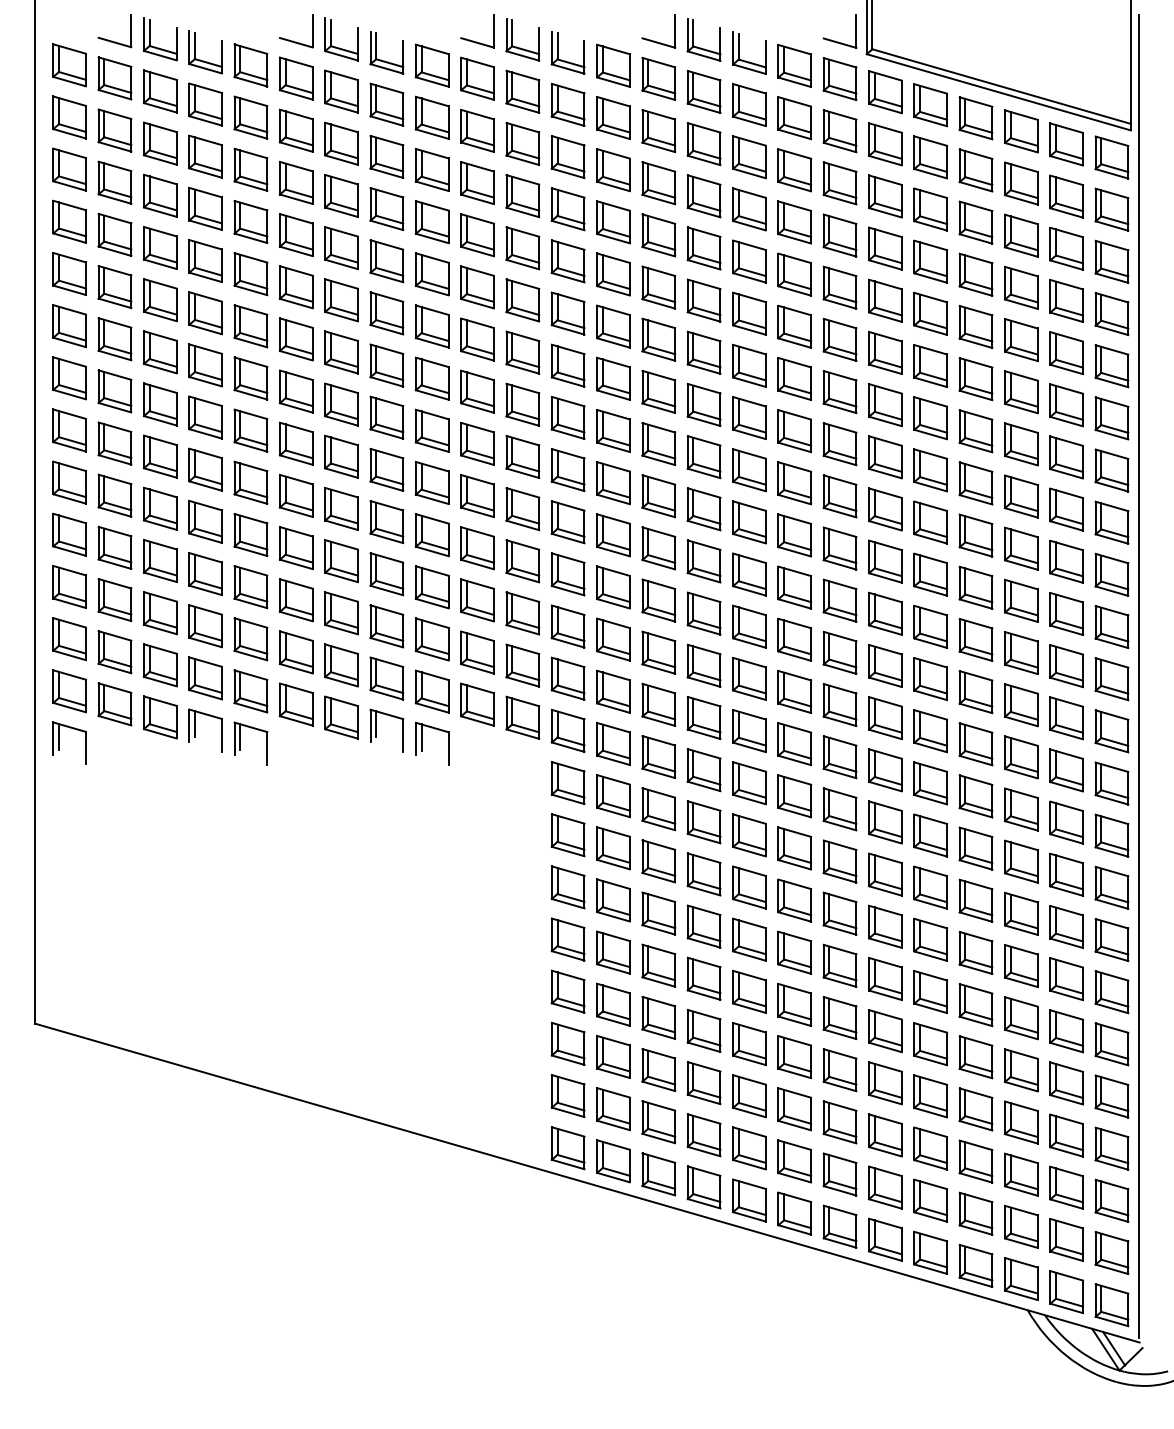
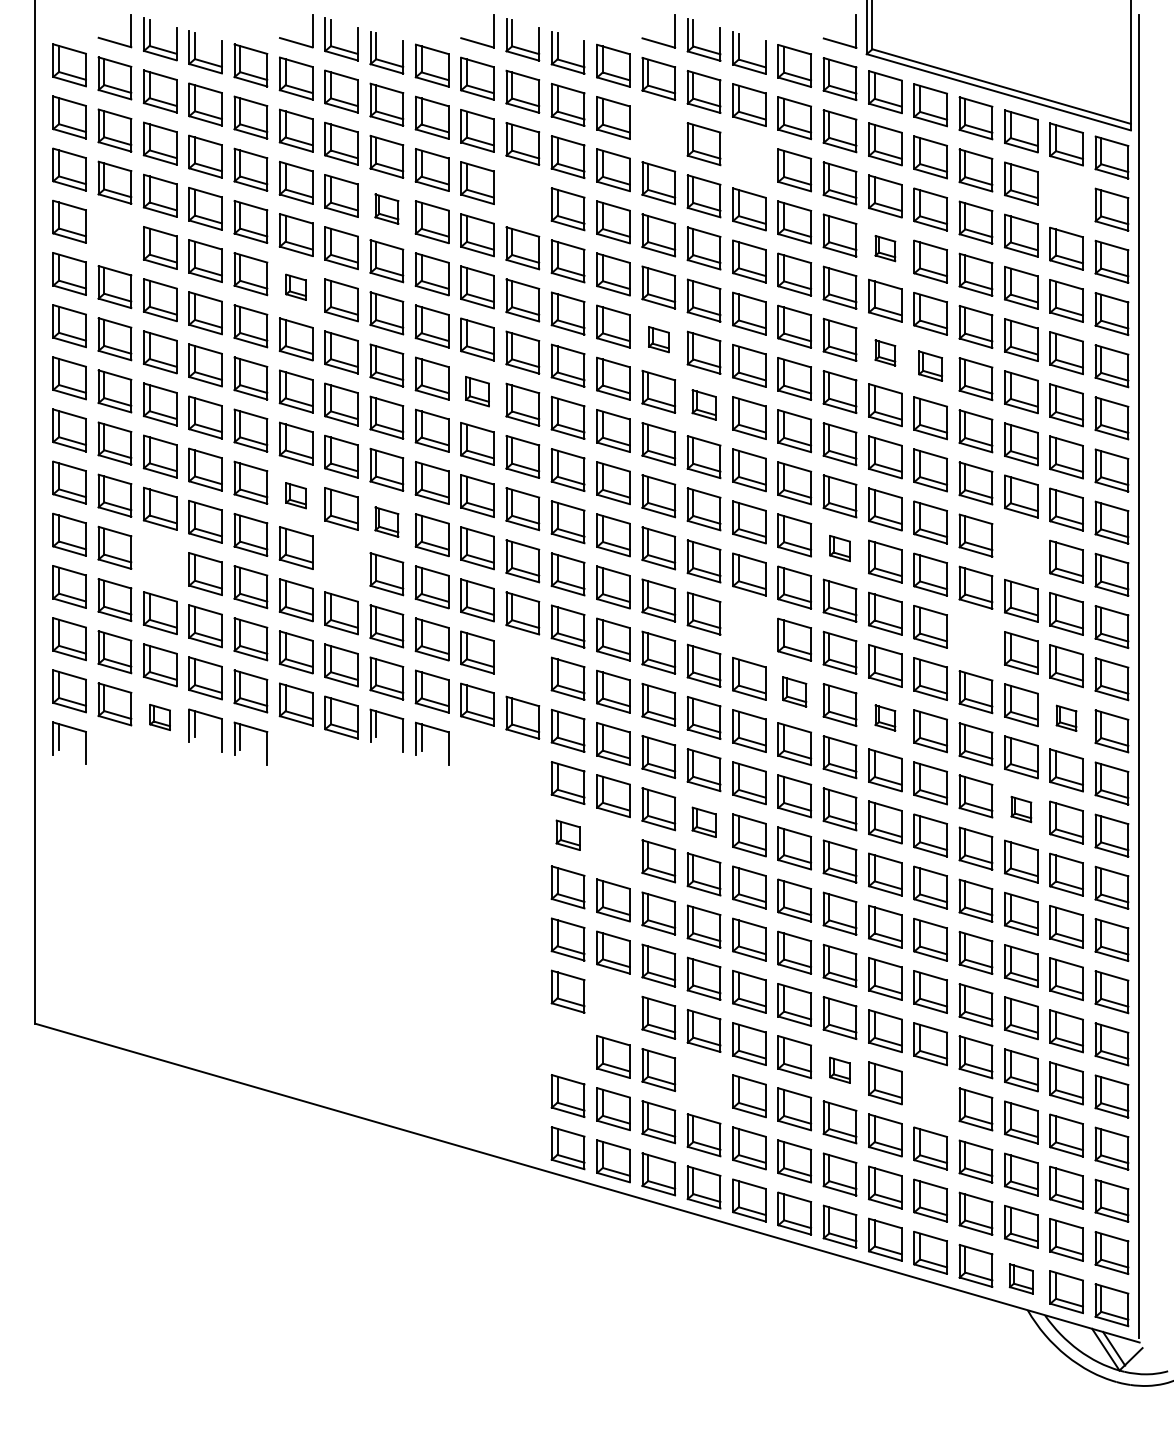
part: present -> none (658, 131)
part: present -> none (749, 157)
part: present -> none (522, 196)
part: present -> none (1066, 196)
part size: 36x45 px -> 26x32 px (386, 208)
part: present -> none (114, 234)
part size: 35x45 px -> 23x28 px (885, 248)
part size: 36x45 px -> 22x28 px (295, 286)
part size: 36x45 px -> 22x28 px (658, 339)
part size: 35x44 px -> 23x28 px (885, 352)
part size: 35x45 px -> 26x32 px (930, 365)
part size: 35x45 px -> 25x32 px (477, 391)
part size: 36x44 px -> 26x32 px (703, 404)
part size: 36x45 px -> 22x28 px (295, 495)
part size: 36x45 px -> 26x32 px (386, 521)
part size: 36x45 px -> 22x28 px (839, 548)
part: present -> none (1021, 548)
part: present -> none (159, 560)
part: present -> none (341, 561)
part: present -> none (749, 626)
part: present -> none (975, 639)
part: present -> none (522, 665)
part size: 36x44 px -> 26x32 px (794, 691)
part size: 36x45 px -> 22x28 px (159, 717)
part size: 35x44 px -> 23x28 px (885, 717)
part size: 35x45 px -> 23x28 px (1066, 717)
part size: 35x45 px -> 23x28 px (1021, 809)
part size: 36x45 px -> 26x32 px (703, 821)
part size: 36x45 px -> 26x32 px (567, 834)
part: present -> none (613, 848)
part: present -> none (613, 1004)
part: present -> none (567, 1043)
part size: 36x45 px -> 22x28 px (839, 1069)
part: present -> none (703, 1083)
part: present -> none (930, 1096)
part size: 35x44 px -> 26x32 px (1020, 1278)
